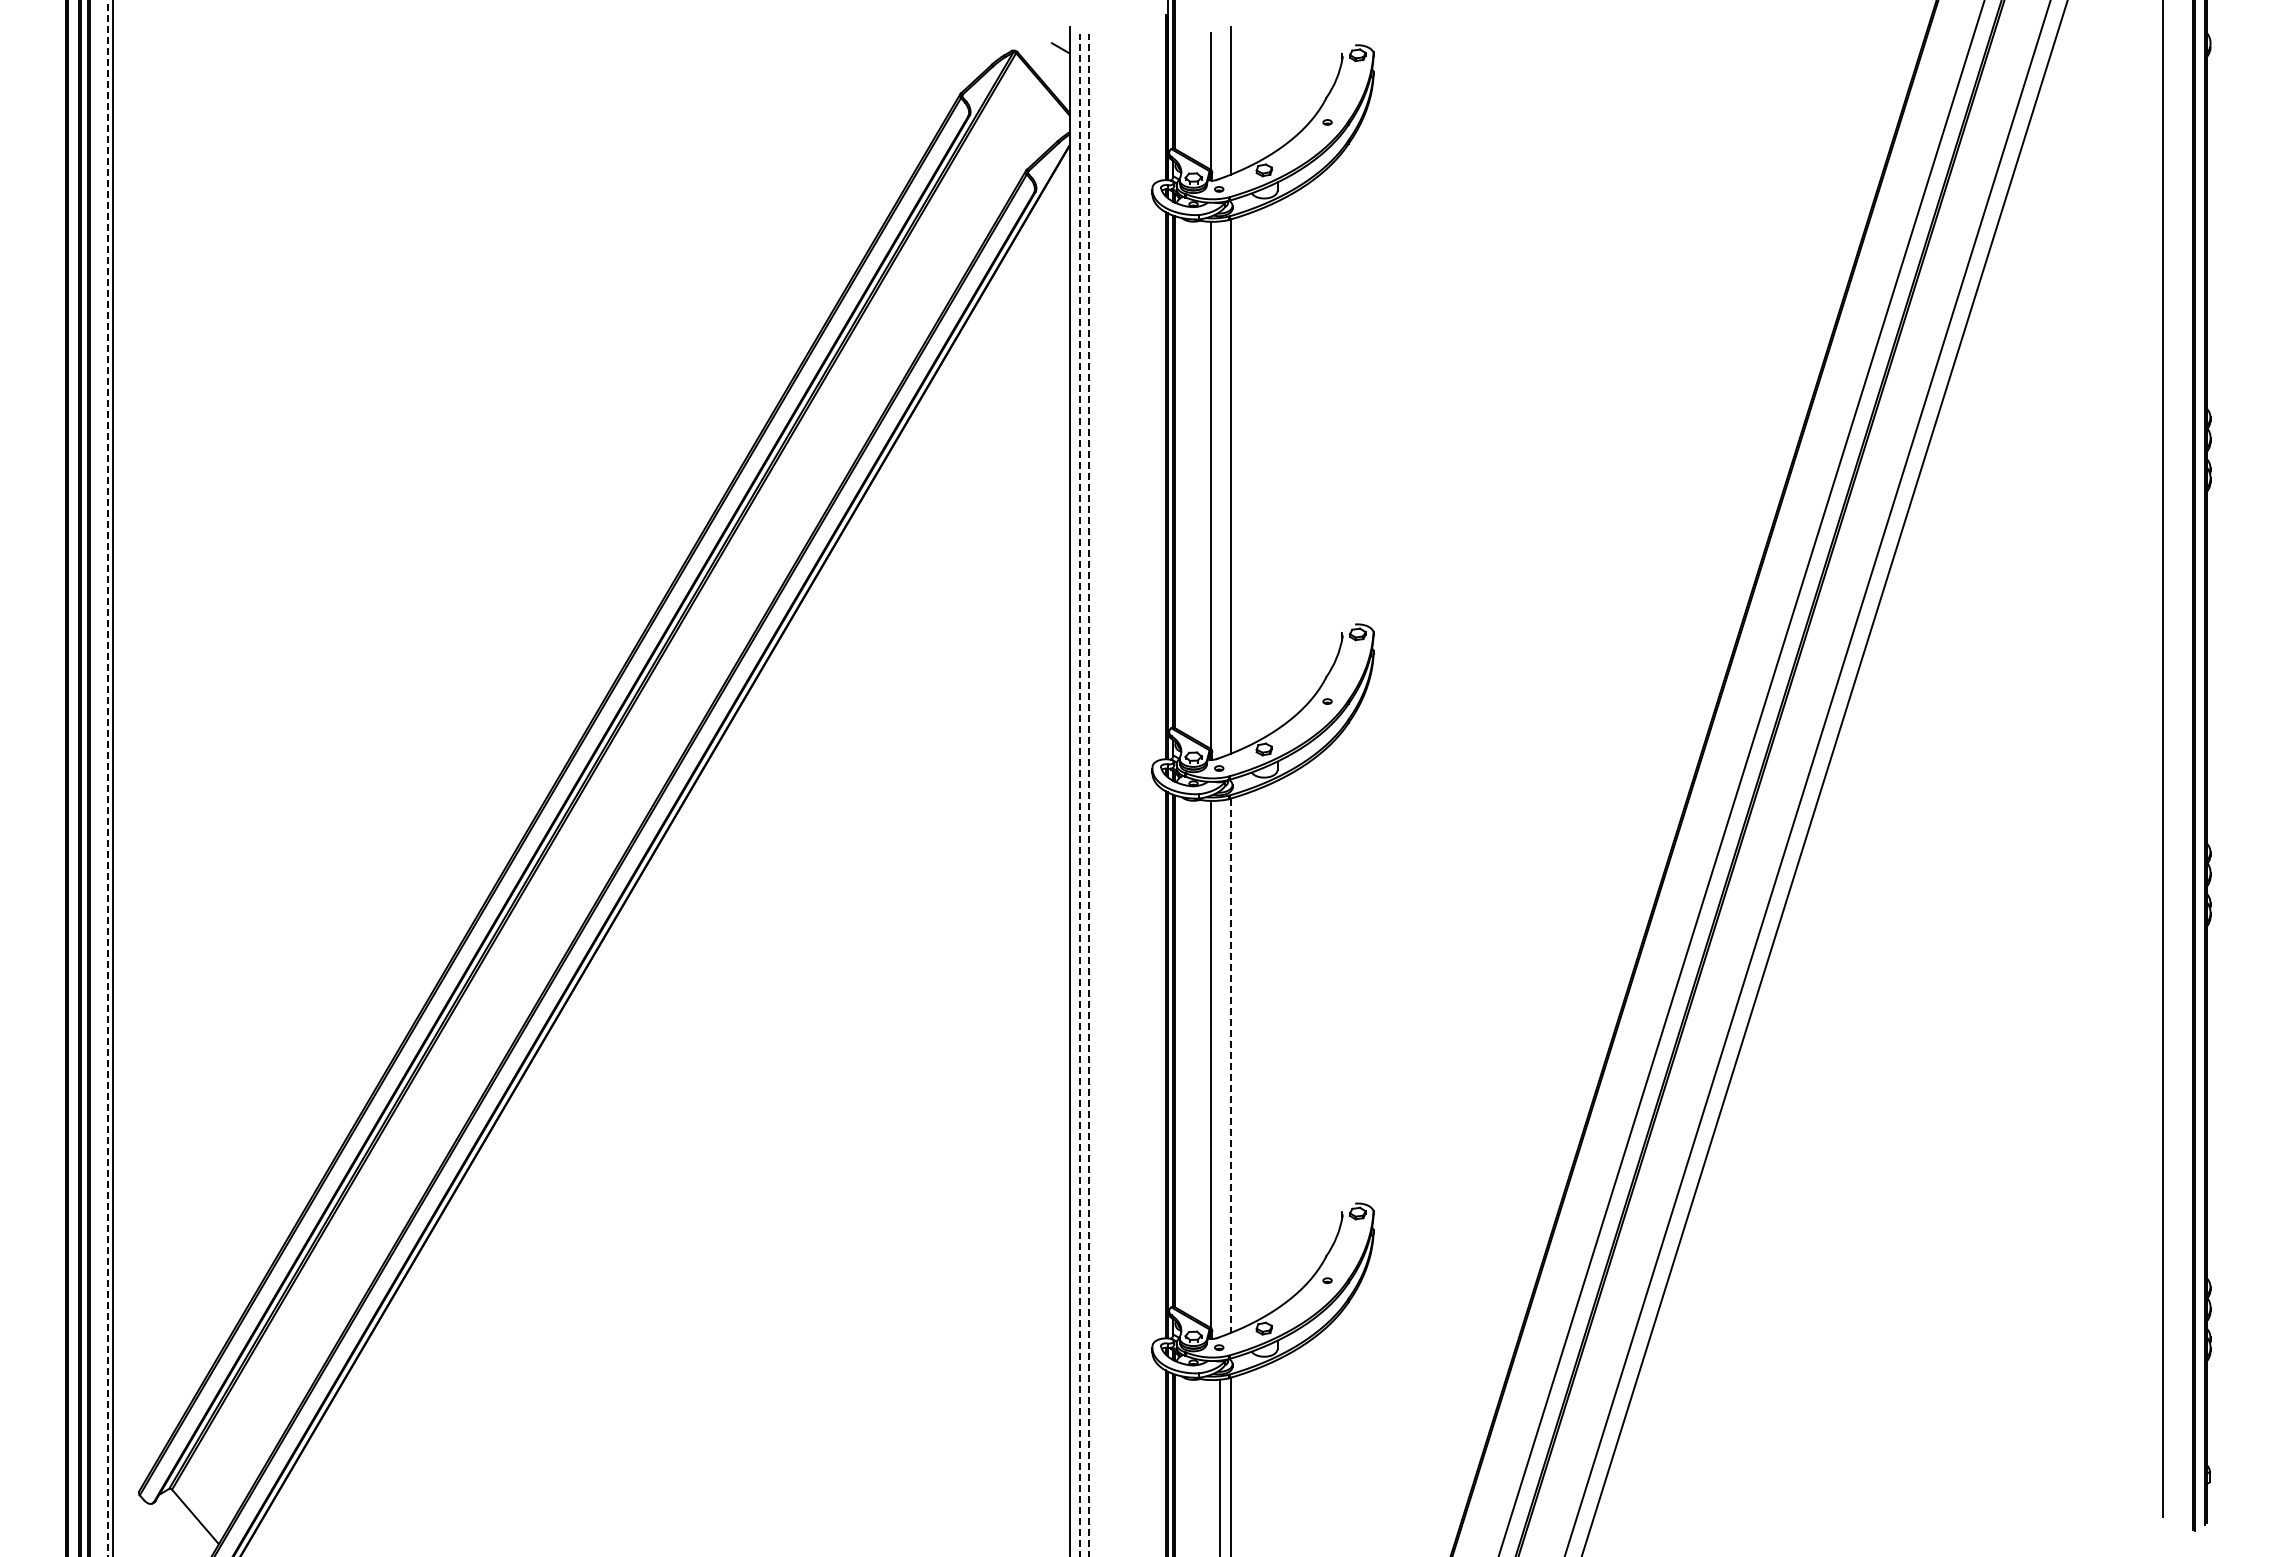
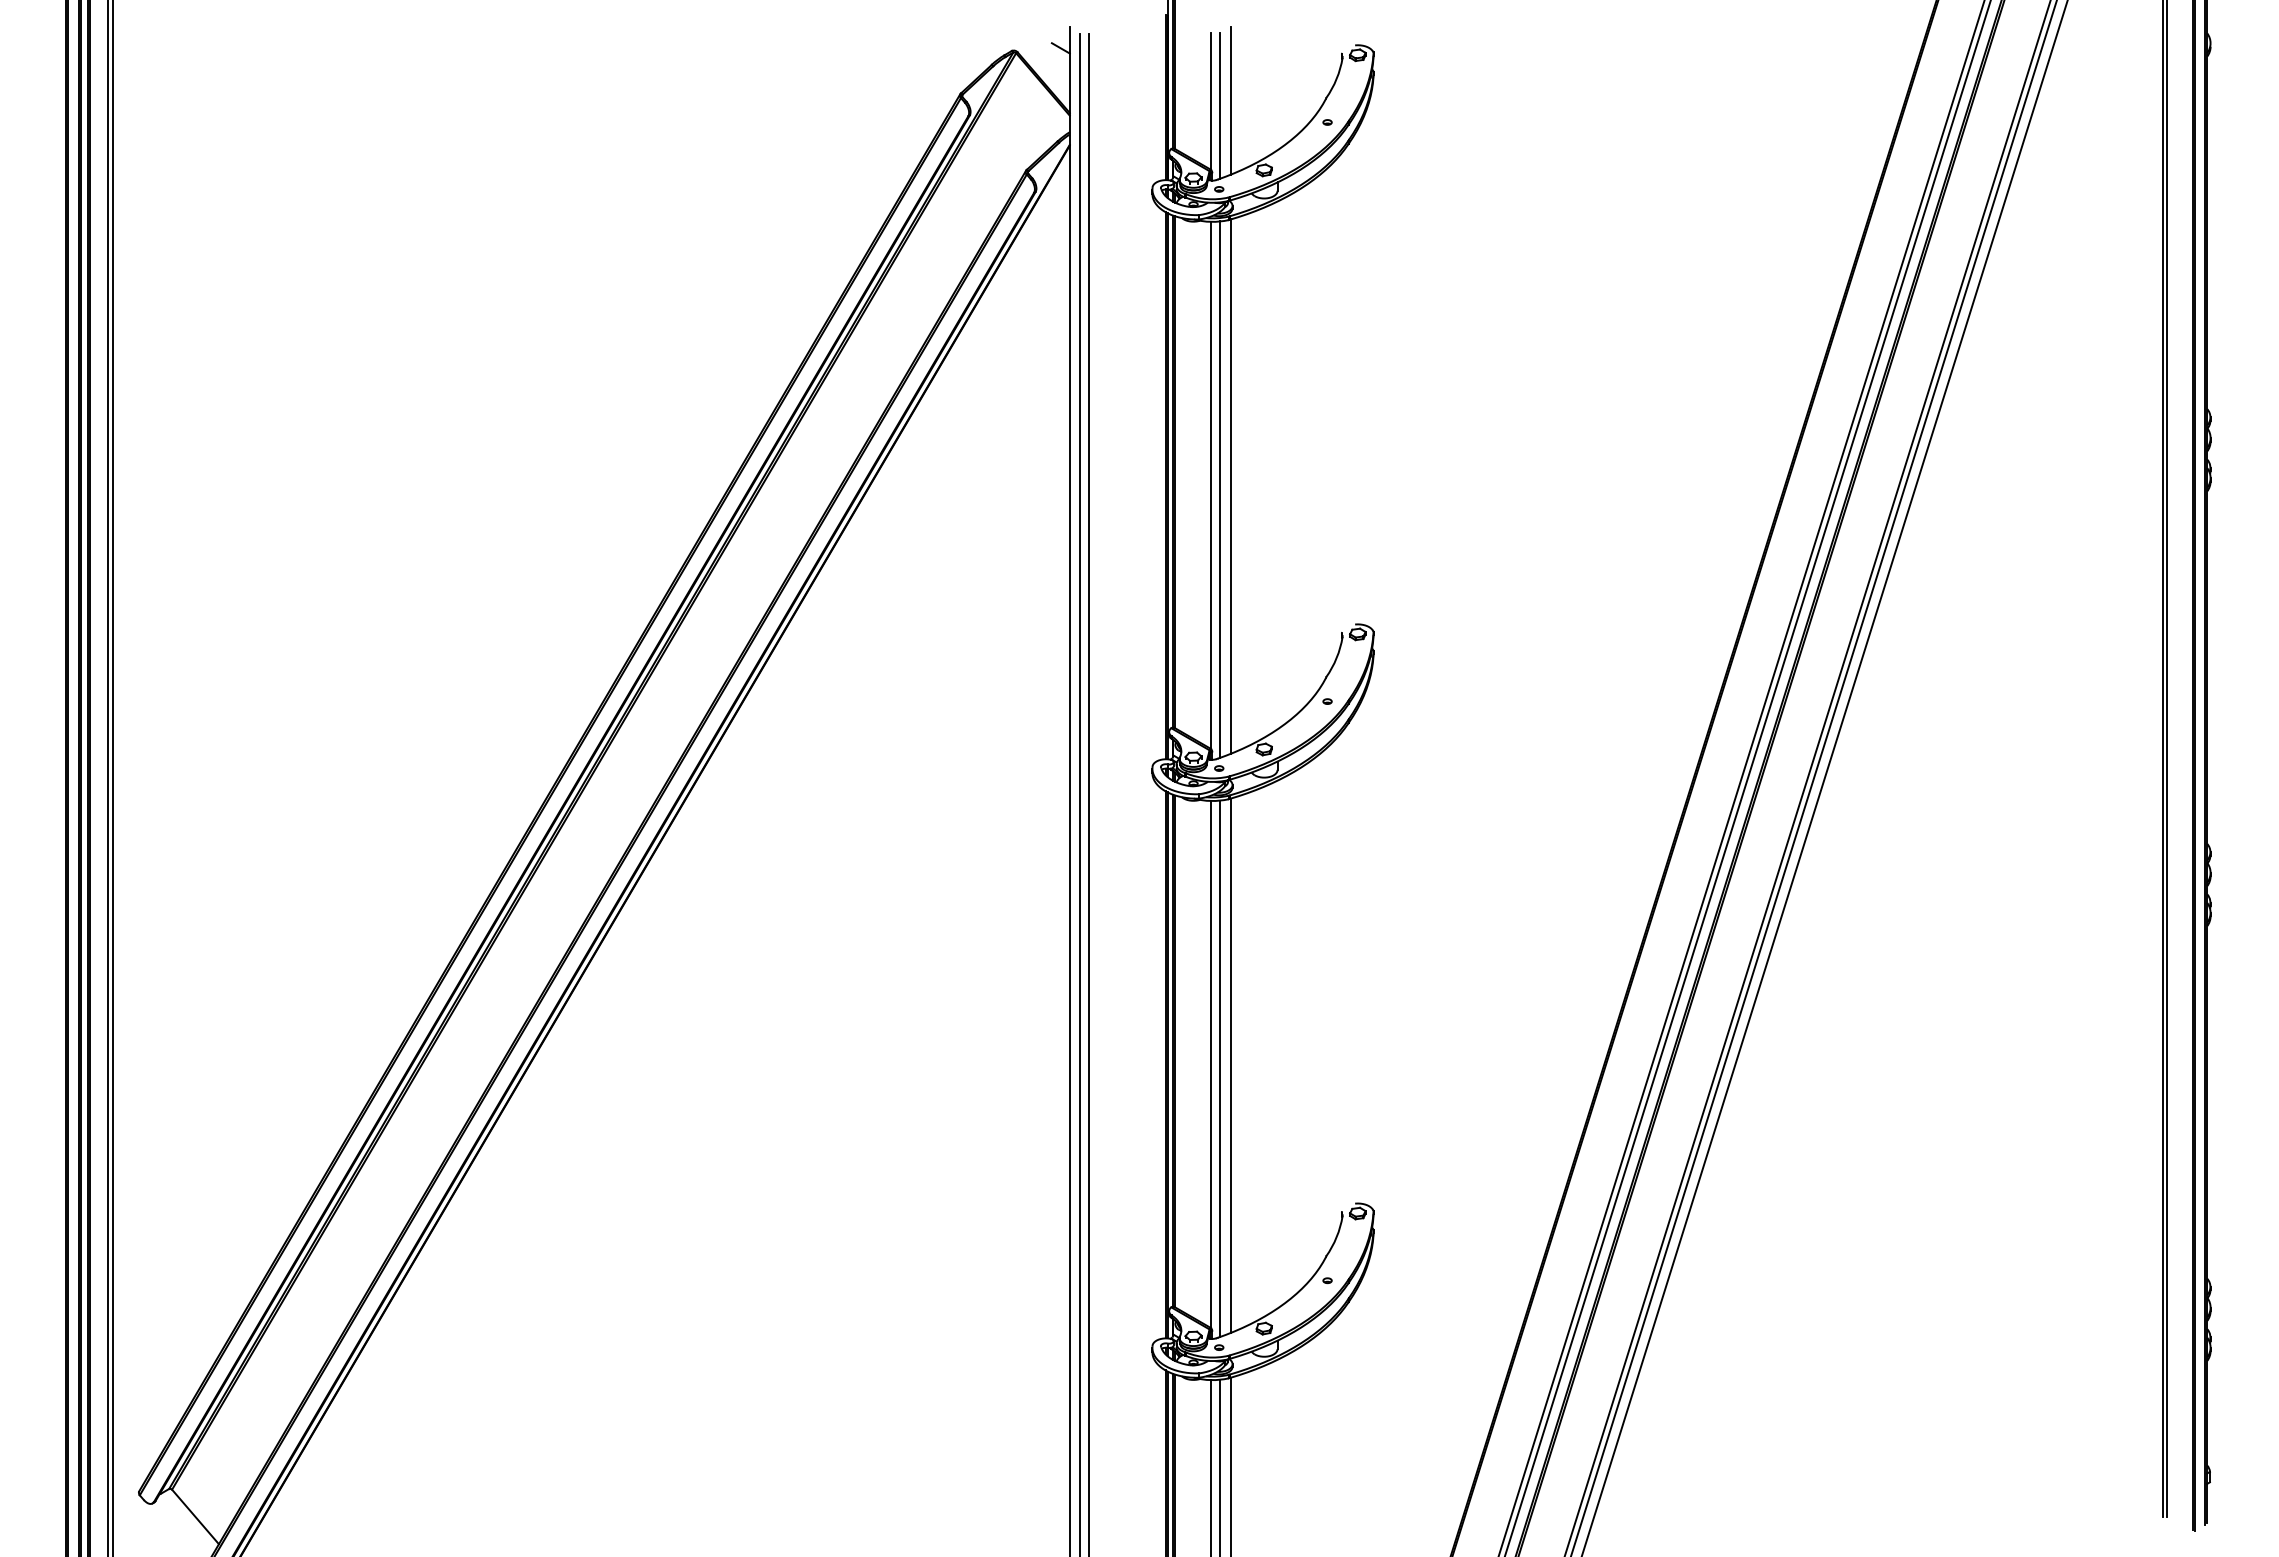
line: none -> present (1220, 105)
line: none -> present (1220, 489)
line: none -> present (2167, 759)
line: none -> present (1747, 777)
line: none -> present (1813, 777)
line: dashed -> solid (108, 778)
line: dashed -> solid (1080, 795)
line: dashed -> solid (1089, 795)
line: dashed -> solid (1231, 1066)
line: none -> present (1220, 1068)
line: none -> present (1211, 1466)
